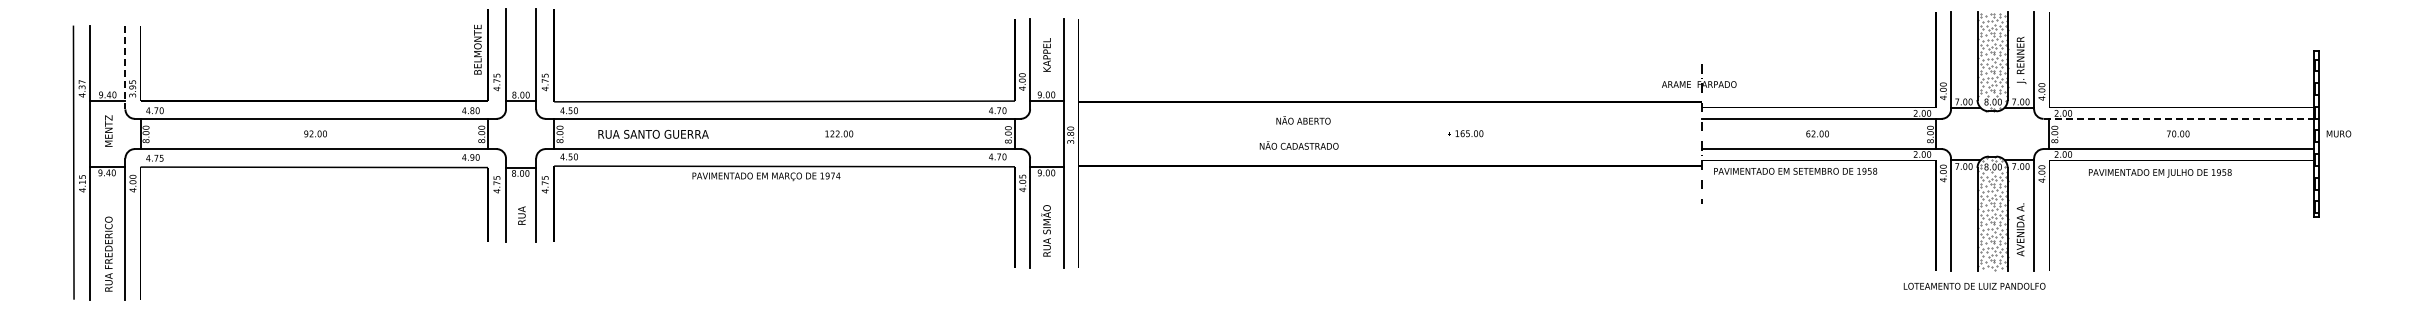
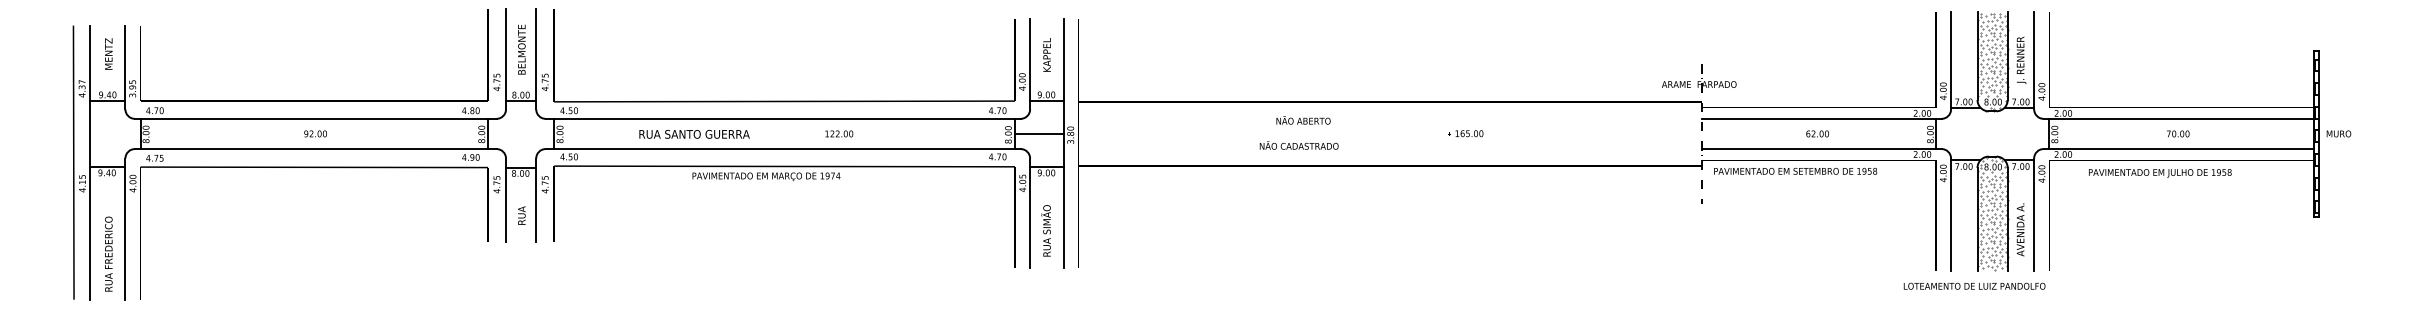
text position: (477, 49) -> (521, 49) (521, 49)
line: dashed -> solid (125, 67)
line: dashed -> solid (2179, 118)
text position: (108, 130) -> (108, 53) (108, 53)
line: none -> present (1039, 133)
text position: (653, 134) -> (694, 134) (694, 134)
